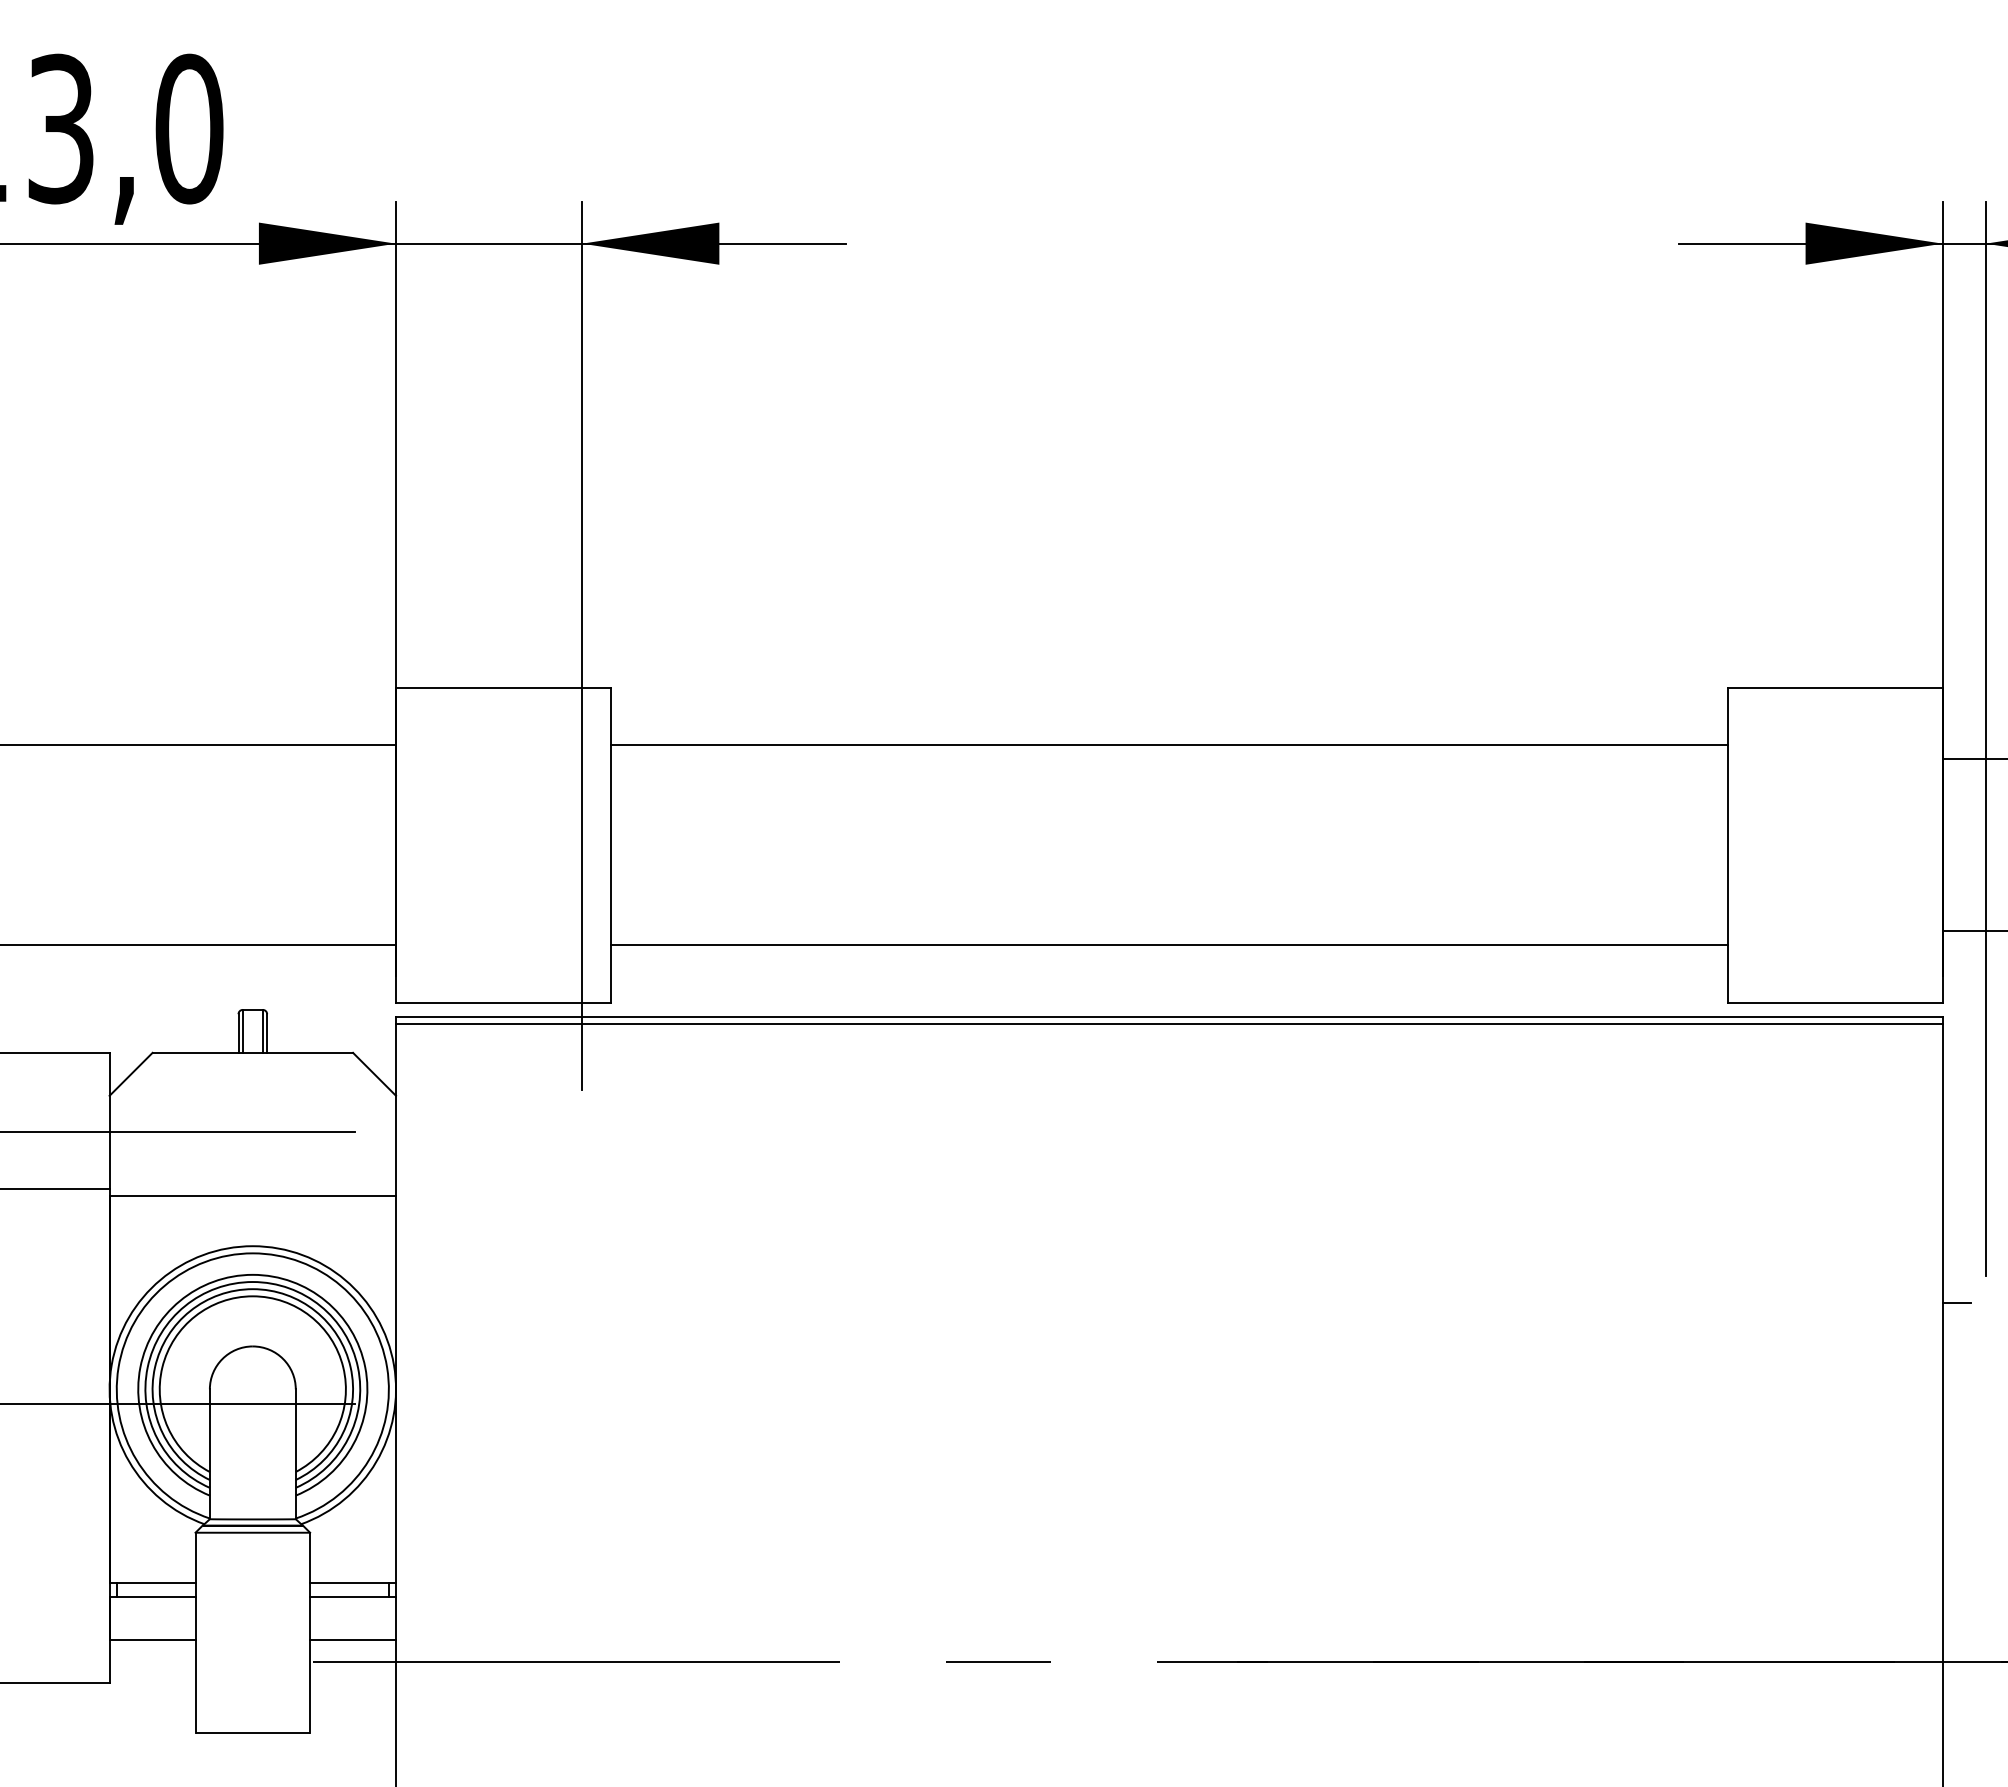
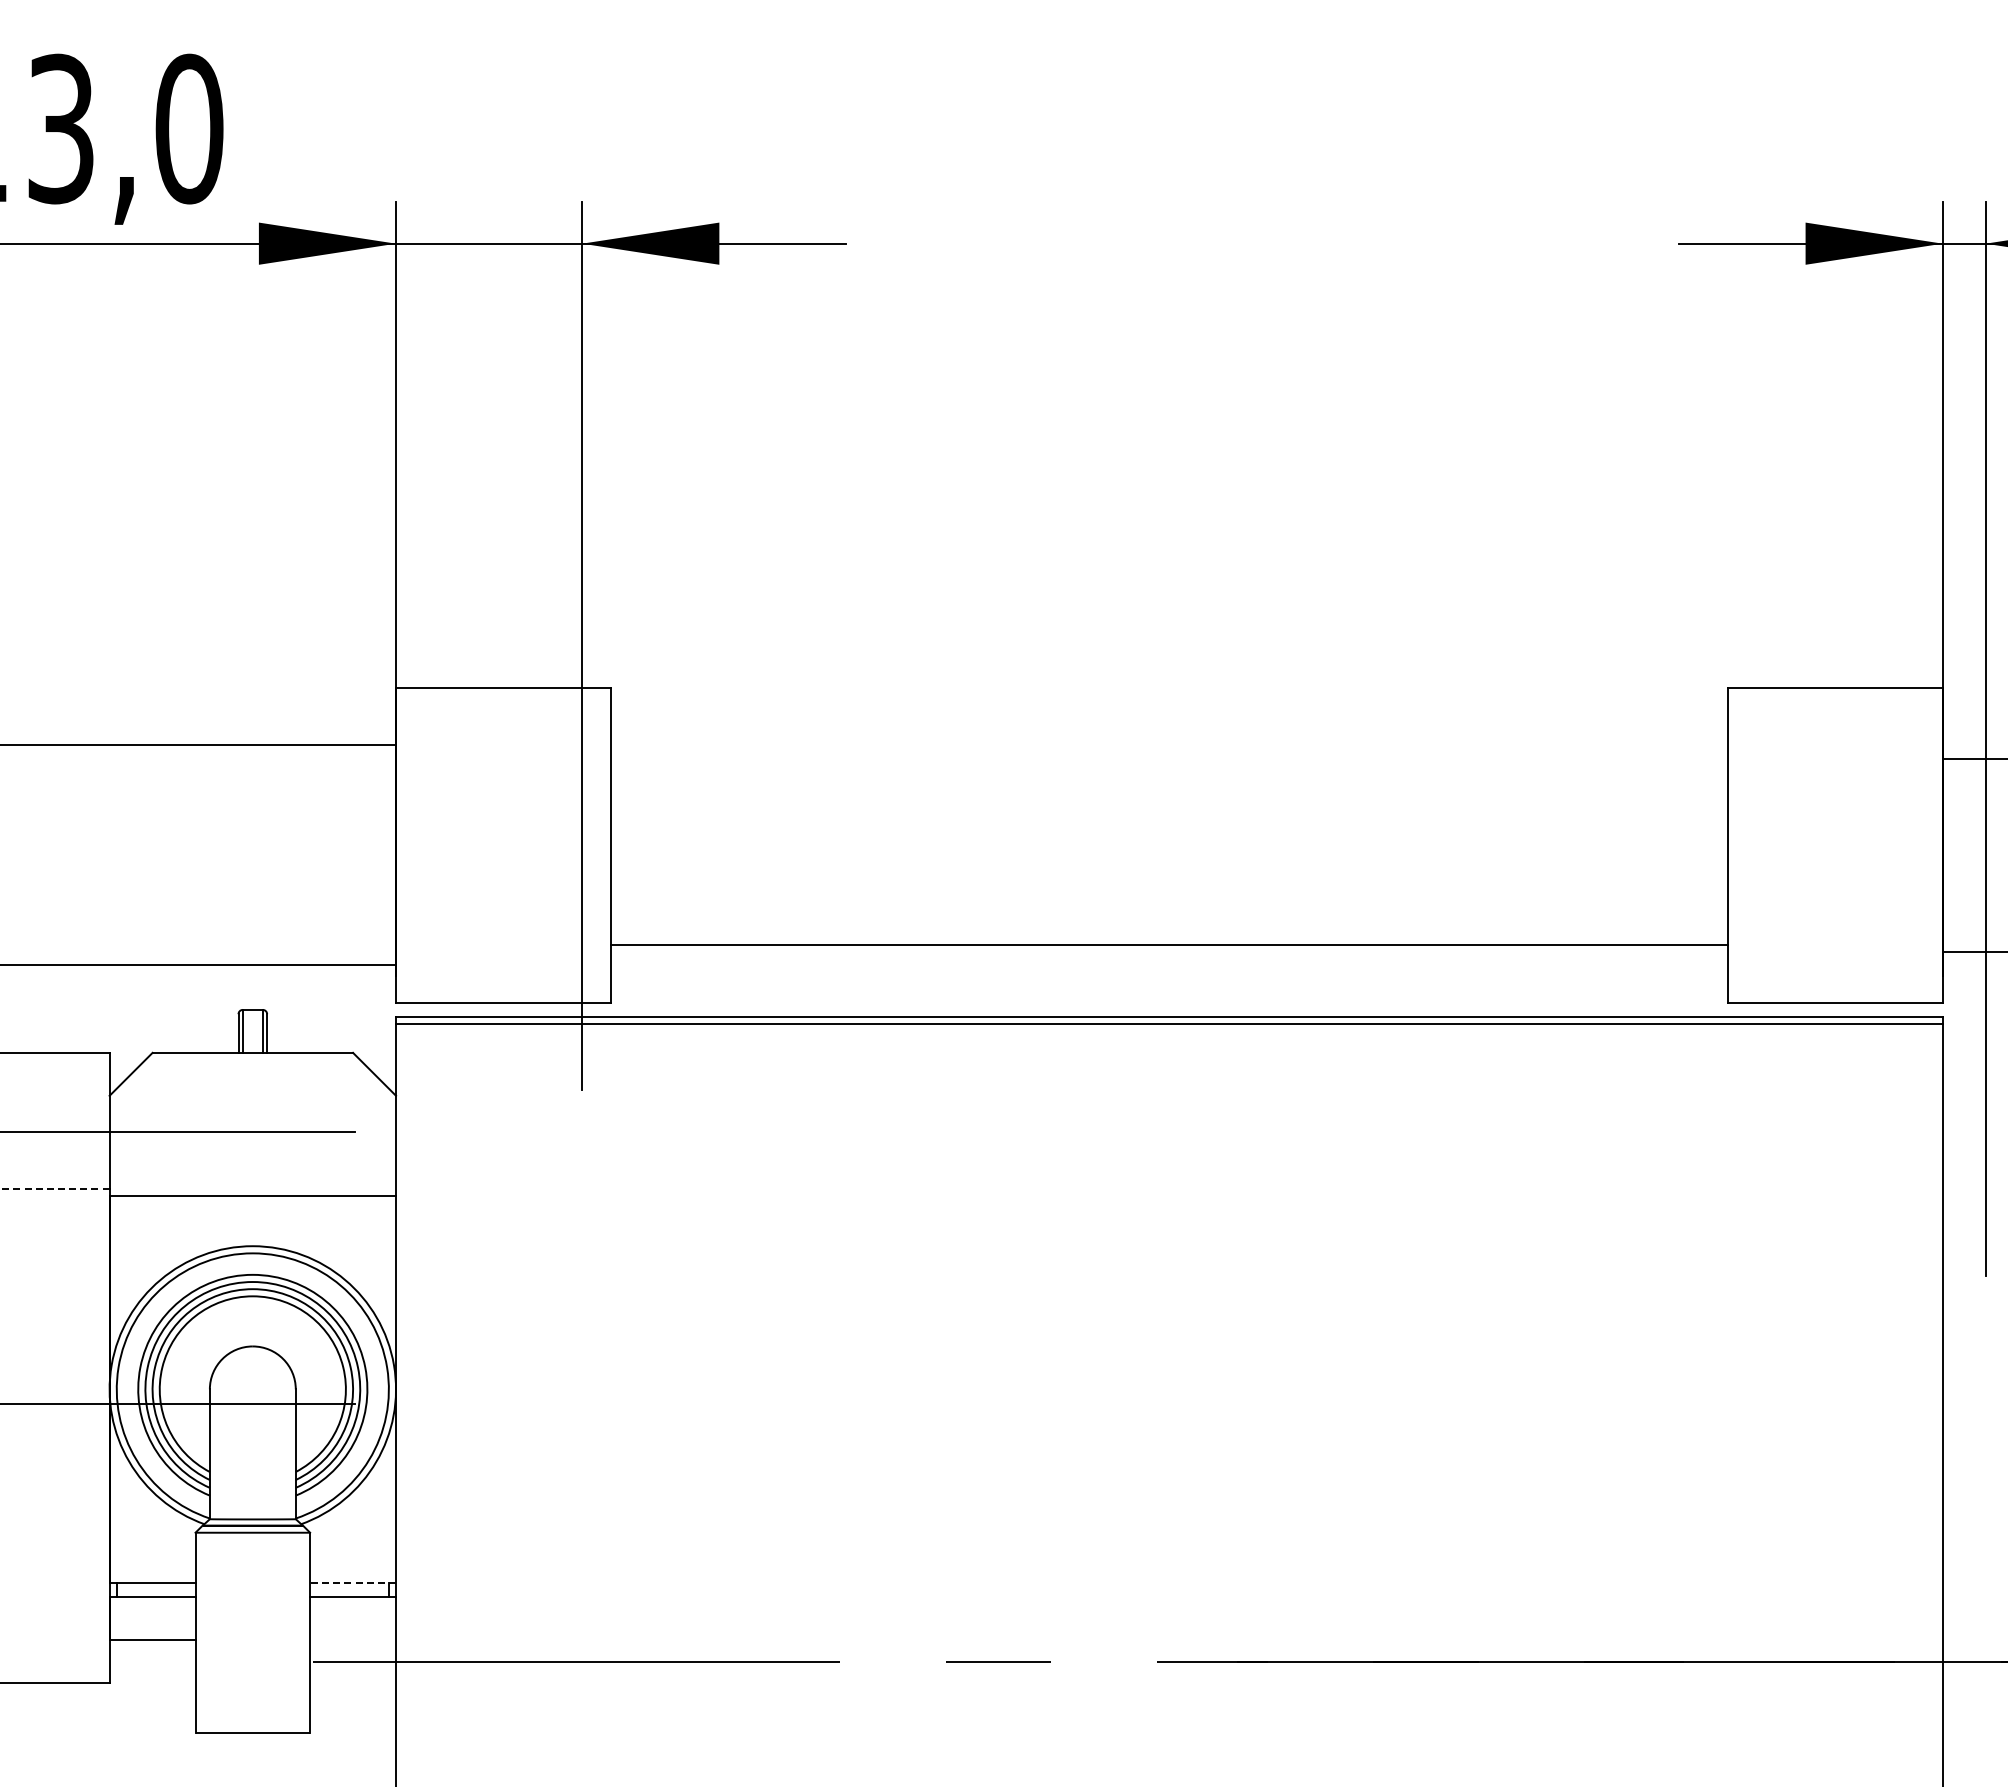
line: present -> none (1168, 744)
line position: (1973, 931) -> (1973, 952) (1973, 952)
line position: (199, 945) -> (199, 965) (199, 965)
line: solid -> dashed (54, 1188)
line: present -> none (1956, 1303)
line: solid -> dashed (353, 1582)
line: present -> none (353, 1640)
